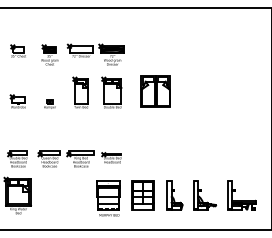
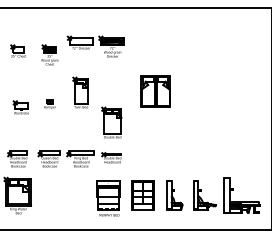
part position: (95, 54) -> (95, 46) (95, 46)
part position: (111, 92) -> (111, 122) (111, 122)
part position: (17, 101) -> (20, 107) (20, 107)
part size: 30x31 px -> 38x37 px (241, 195)
